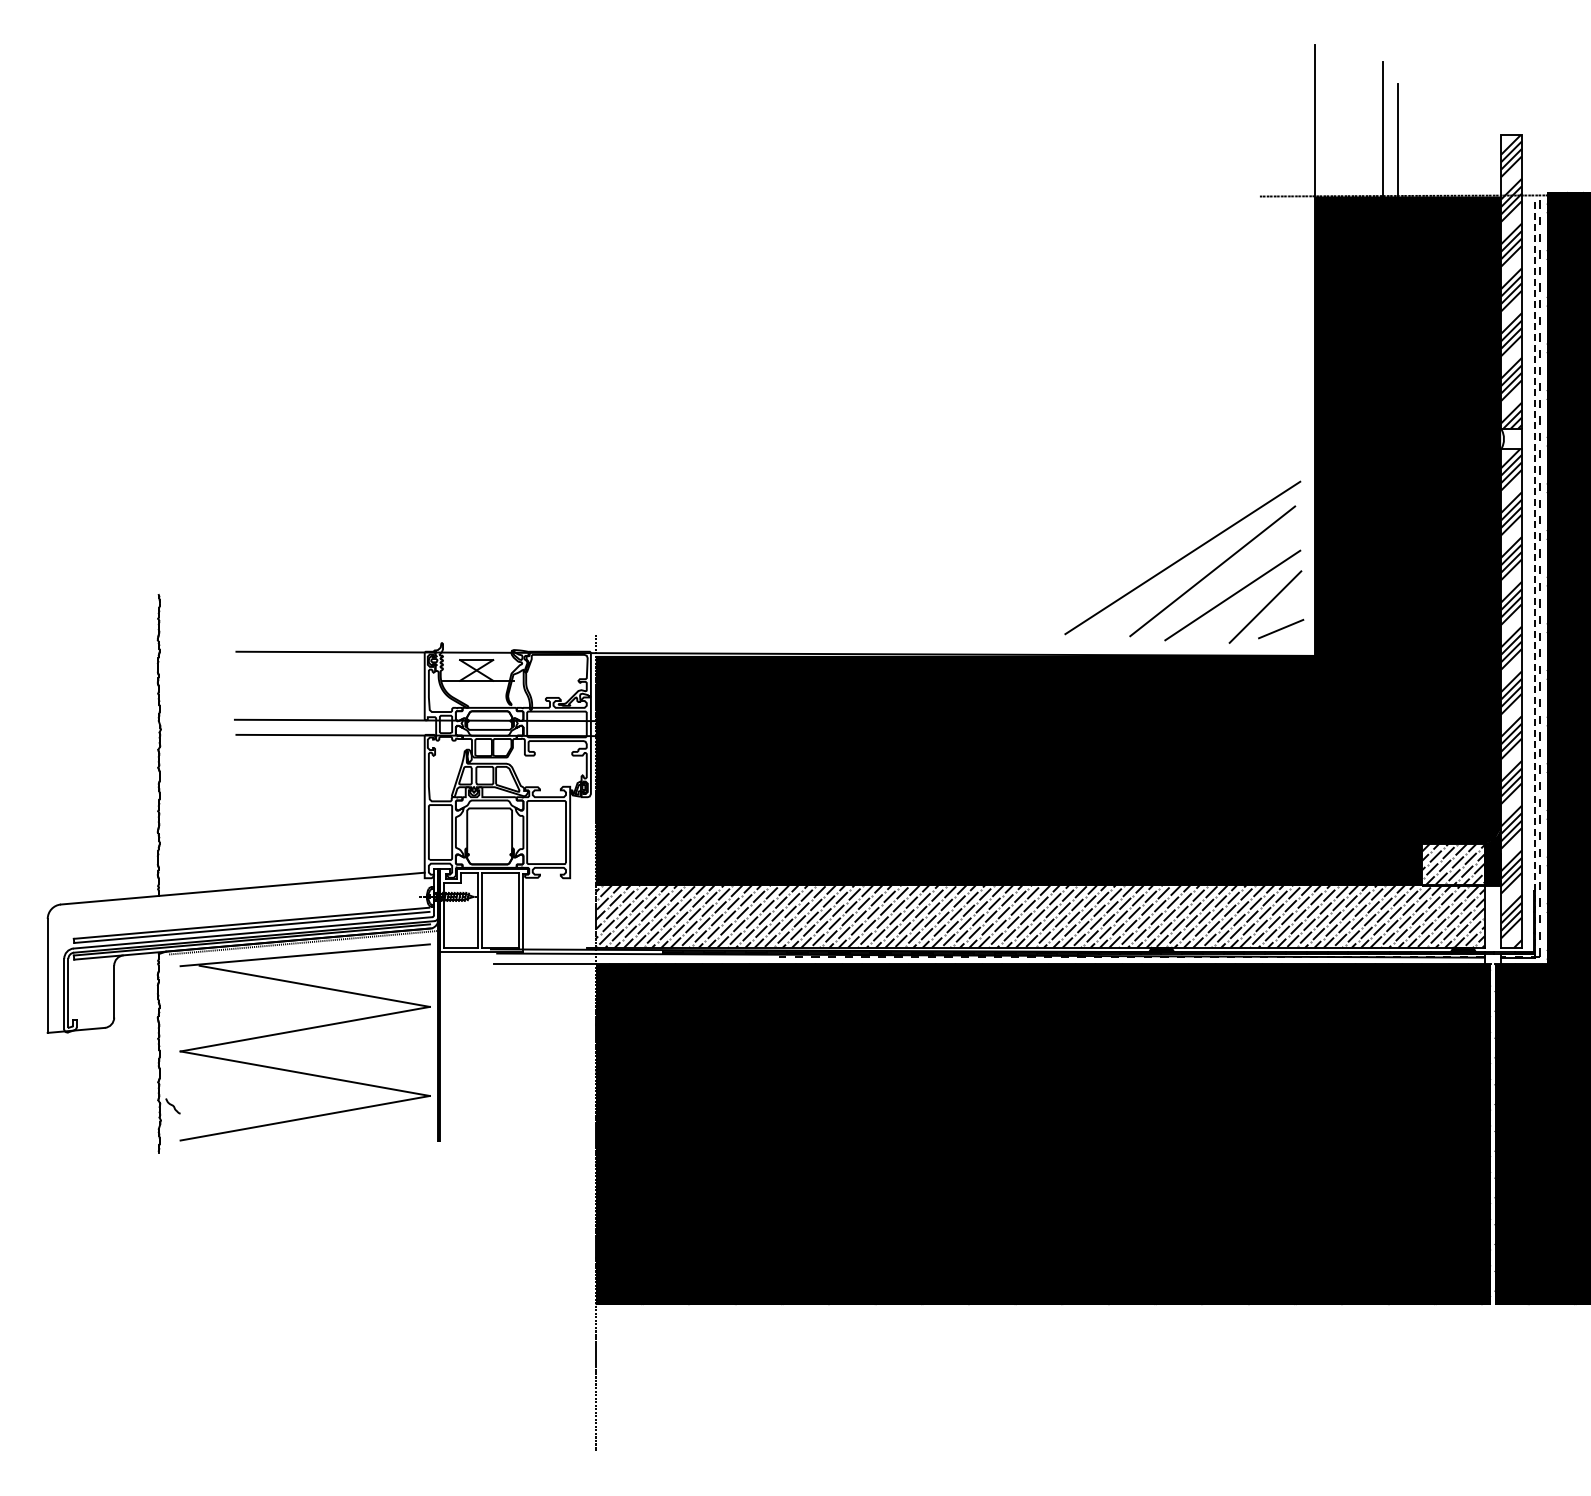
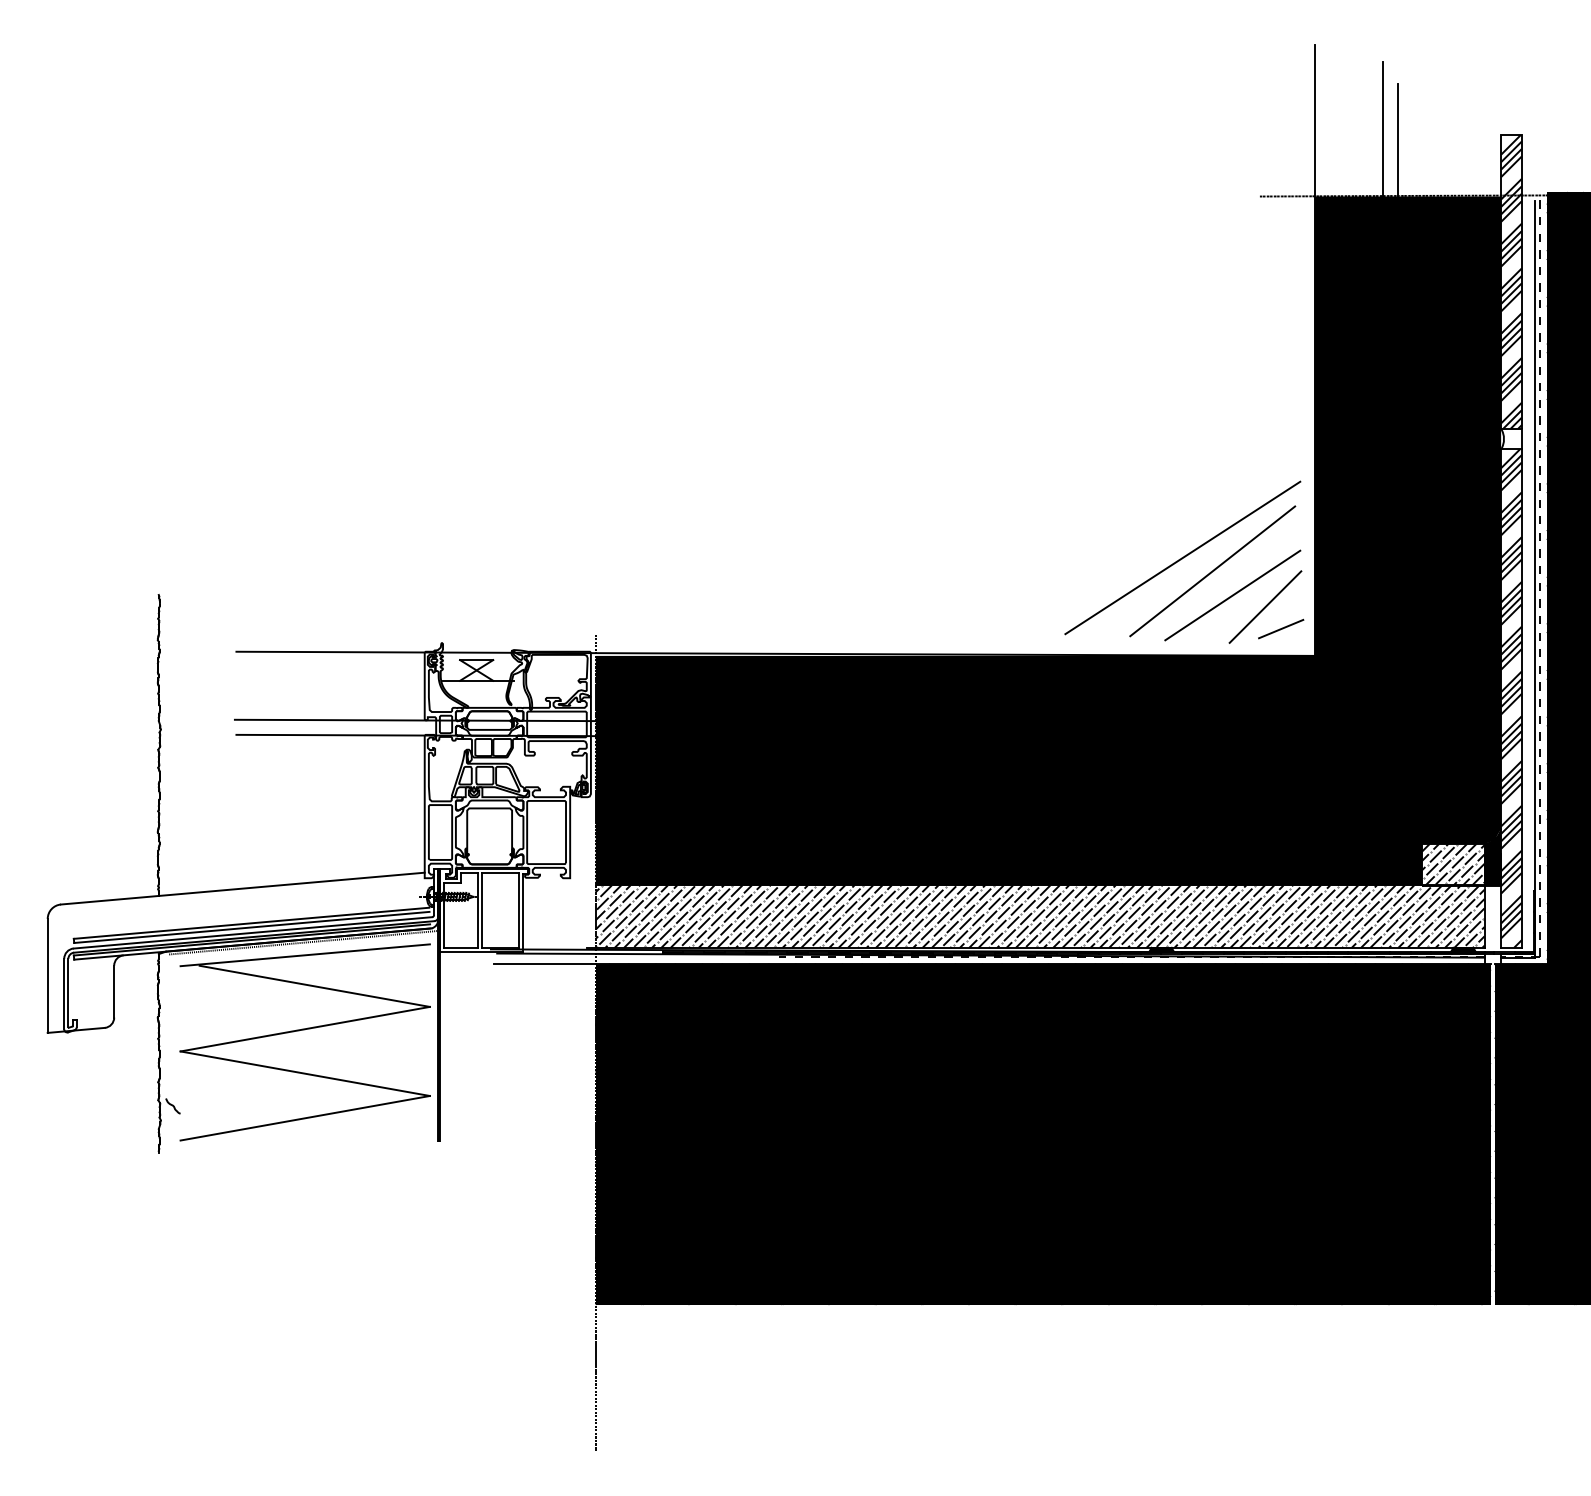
line: dashed -> solid (1535, 578)
